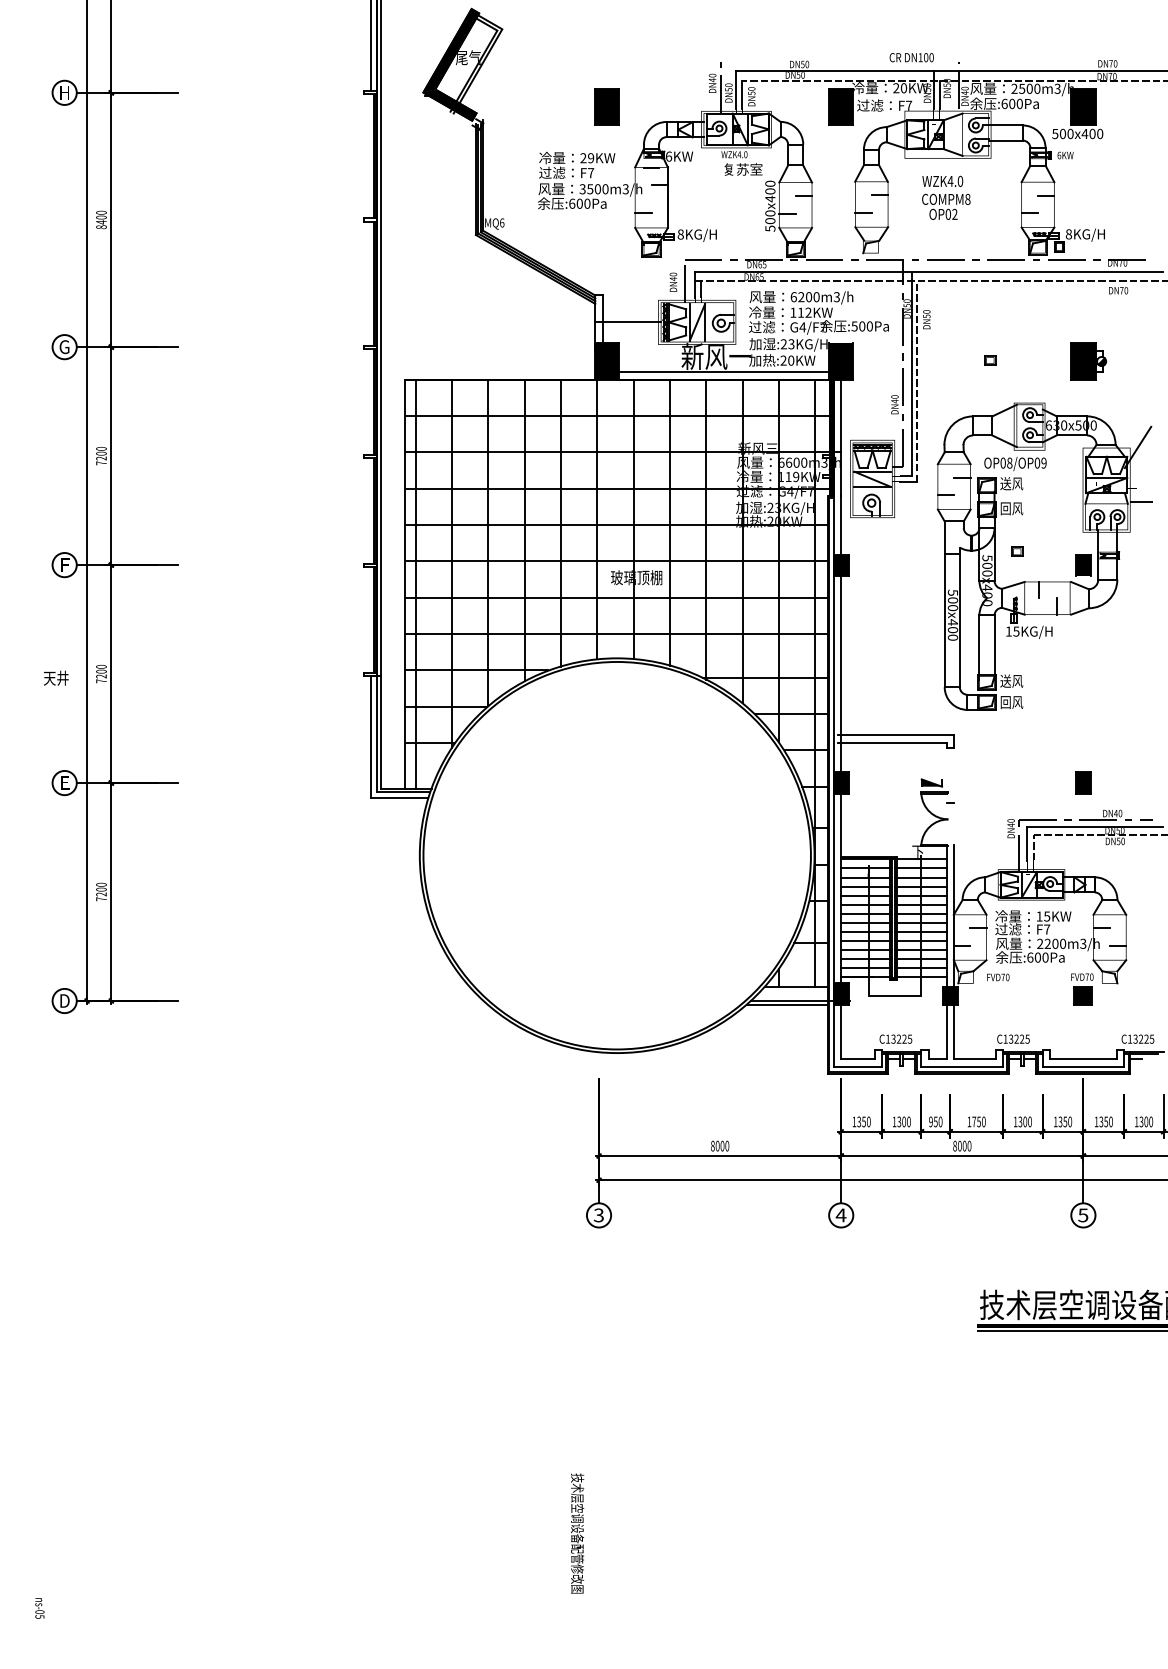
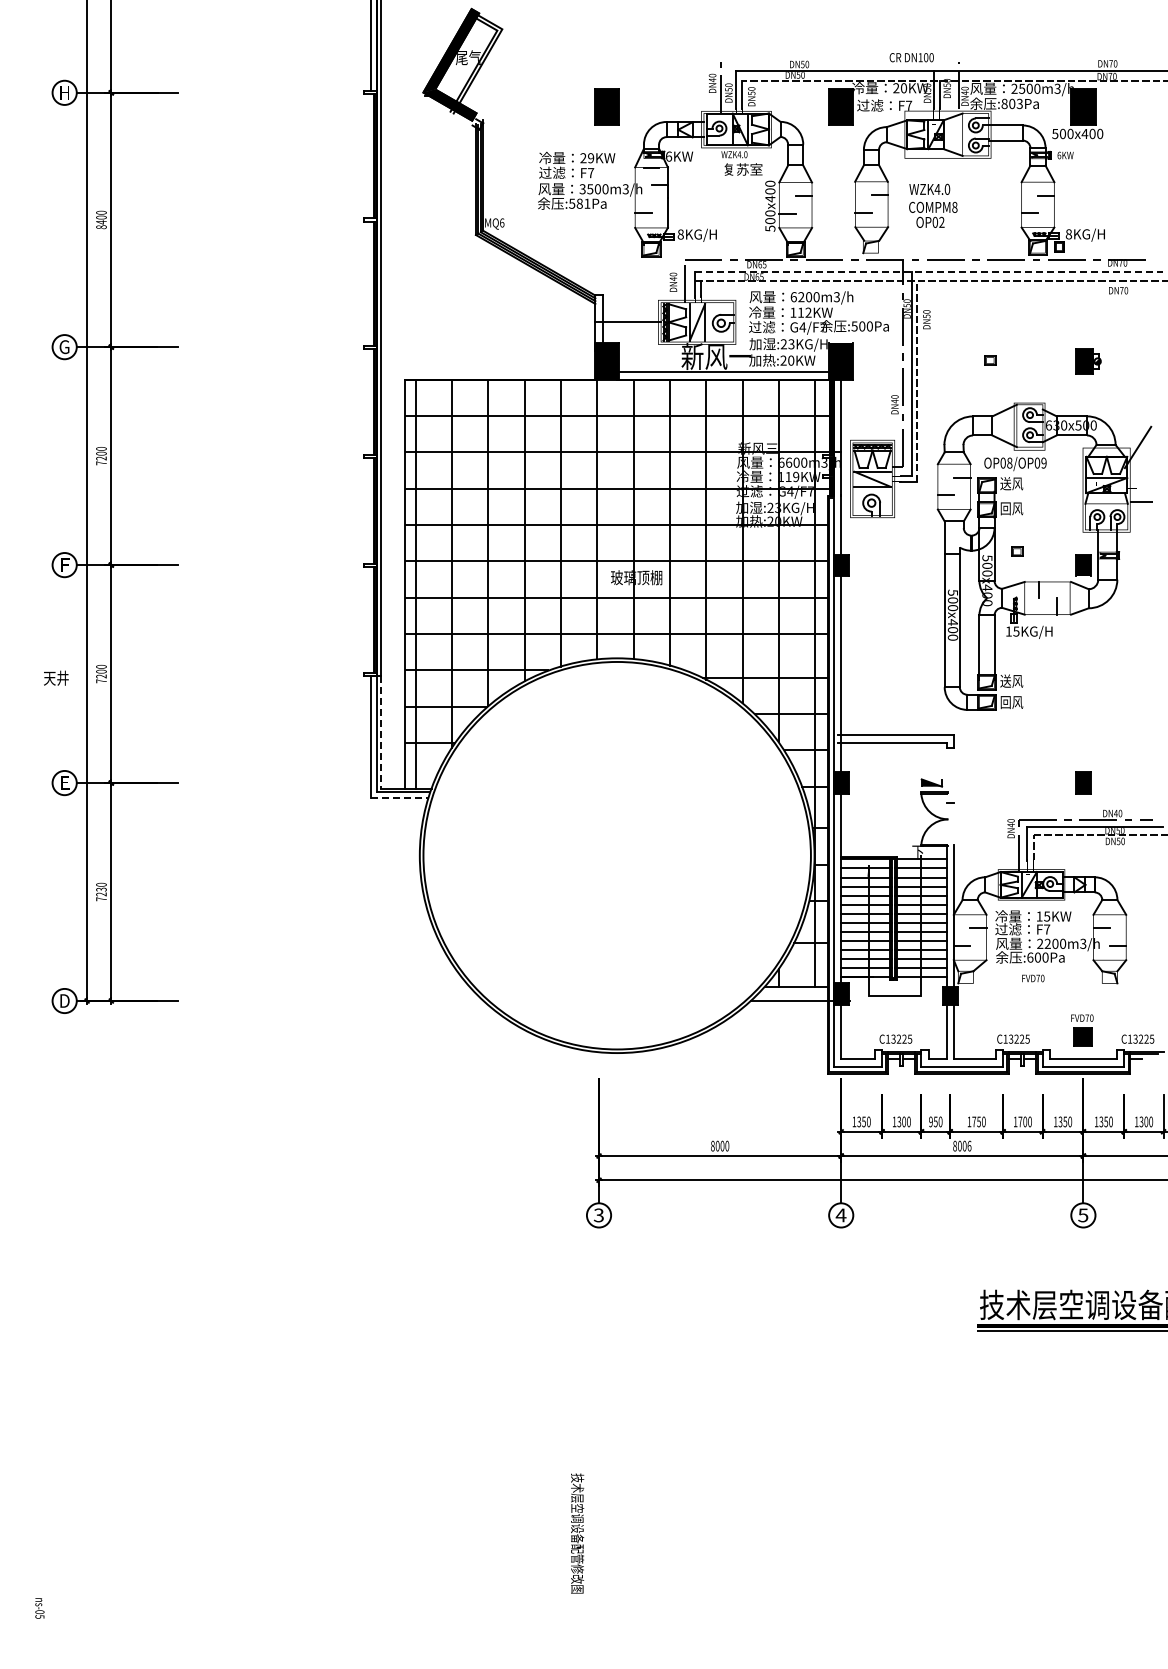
text: :600Pa -> :803Pa (1011, 103)
text position: (946, 197) -> (933, 205) (933, 205)
text: :600Pa -> :581Pa (579, 203)
line: solid -> dashed (929, 272)
part size: 37x39 px -> 27x27 px (1088, 361)
line: solid -> dashed (381, 732)
line: solid -> dashed (399, 798)
text: 7200 -> 7230 (101, 889)
text position: (998, 977) -> (1033, 978) (1033, 978)
part position: (1082, 989) -> (1082, 1030) (1082, 1030)
line: present -> none (786, 1004)
text: 1300 -> 1700 (1020, 1121)
text: 8000 -> 8006 (969, 1145)
